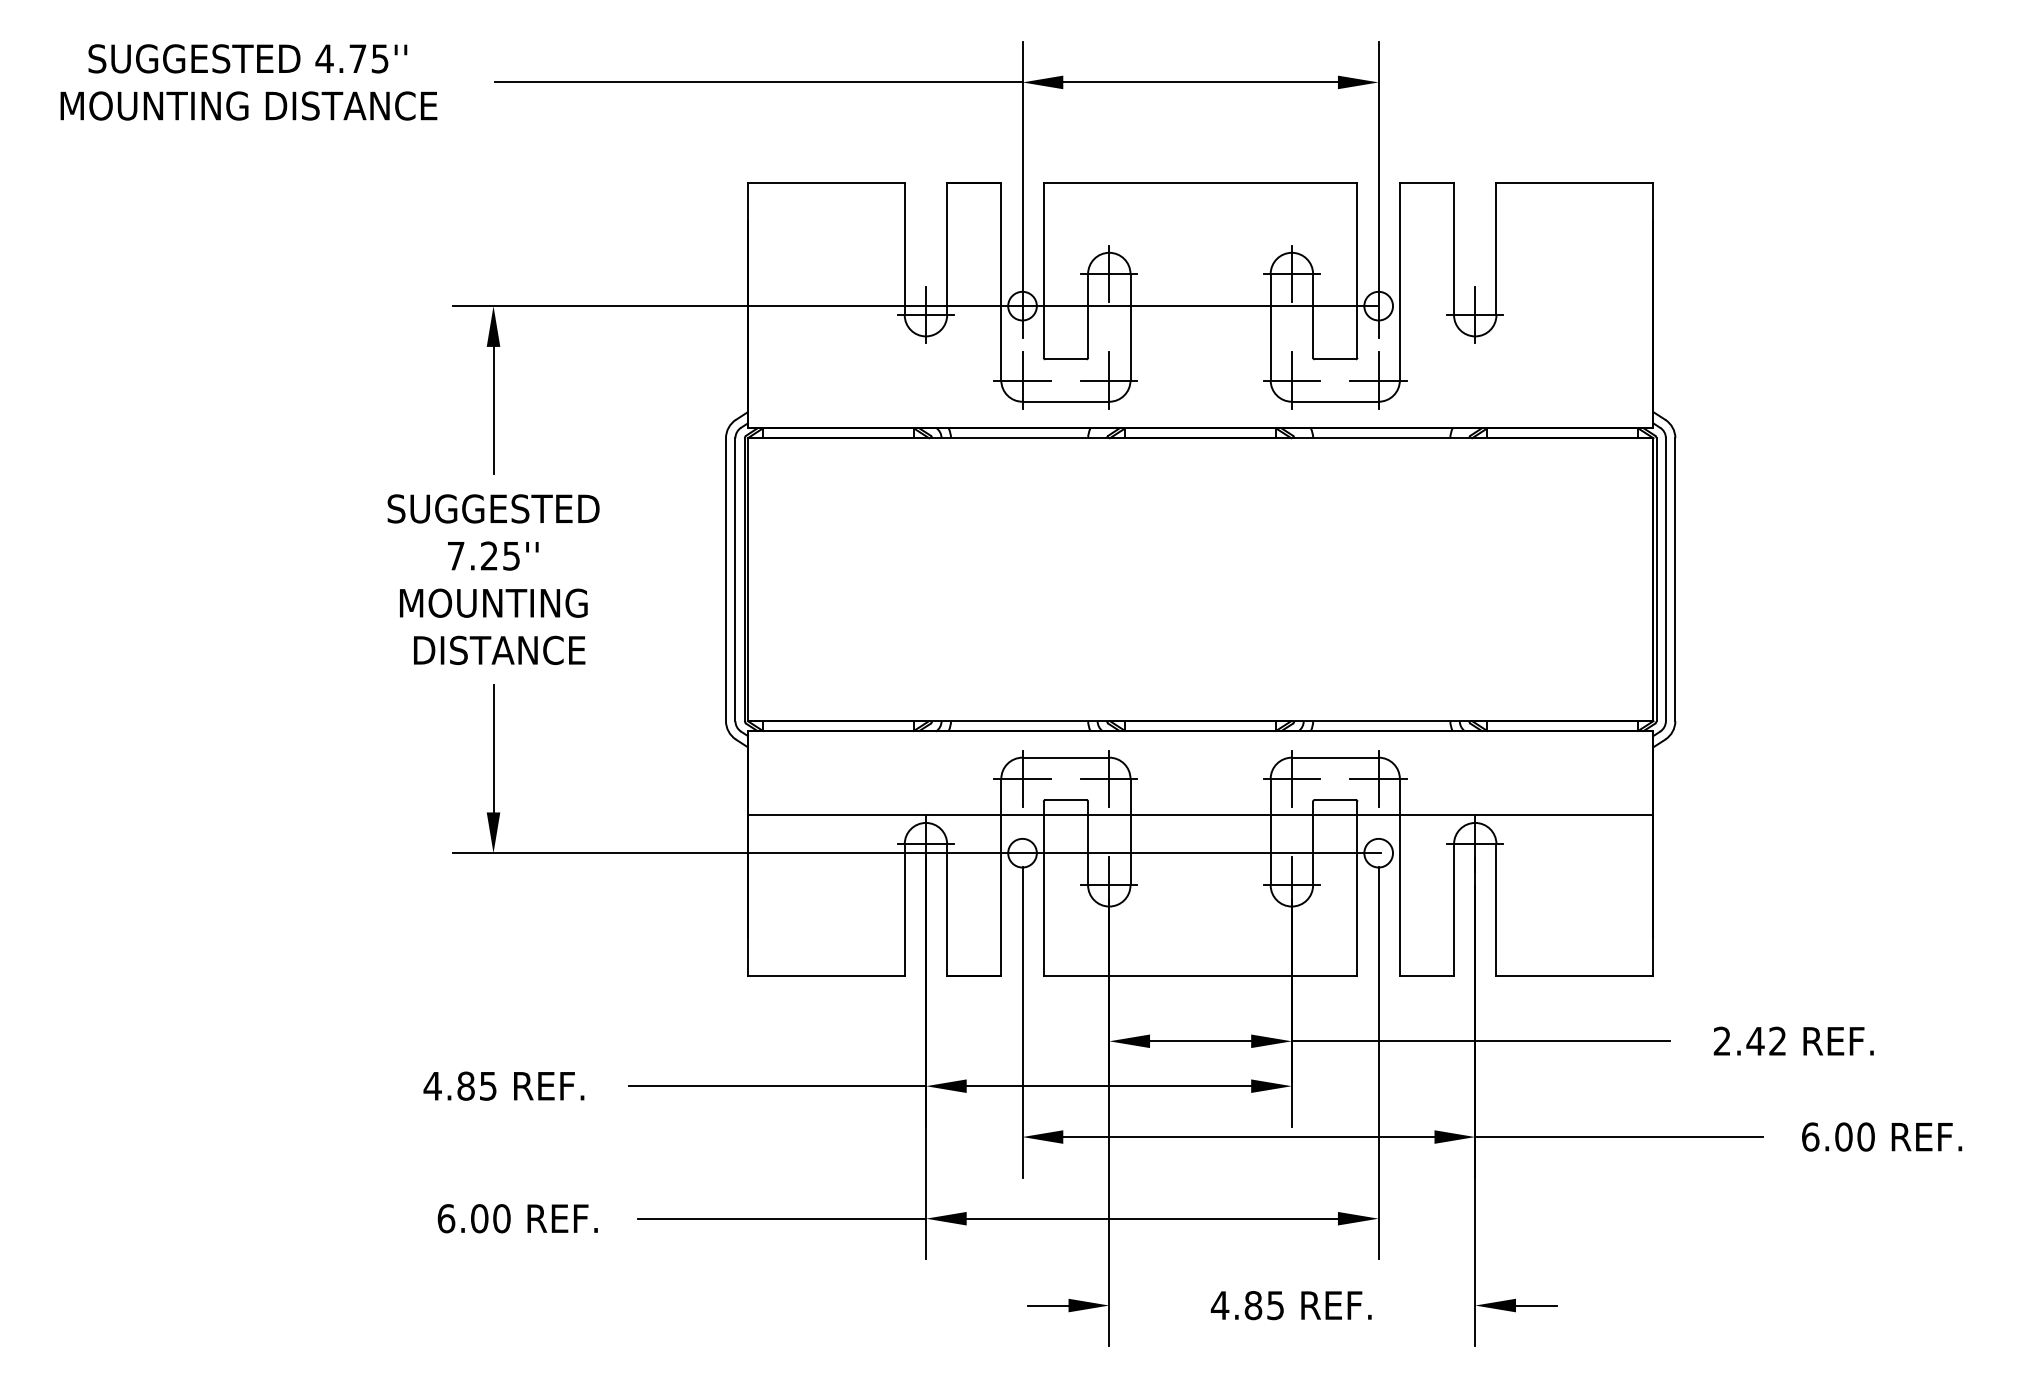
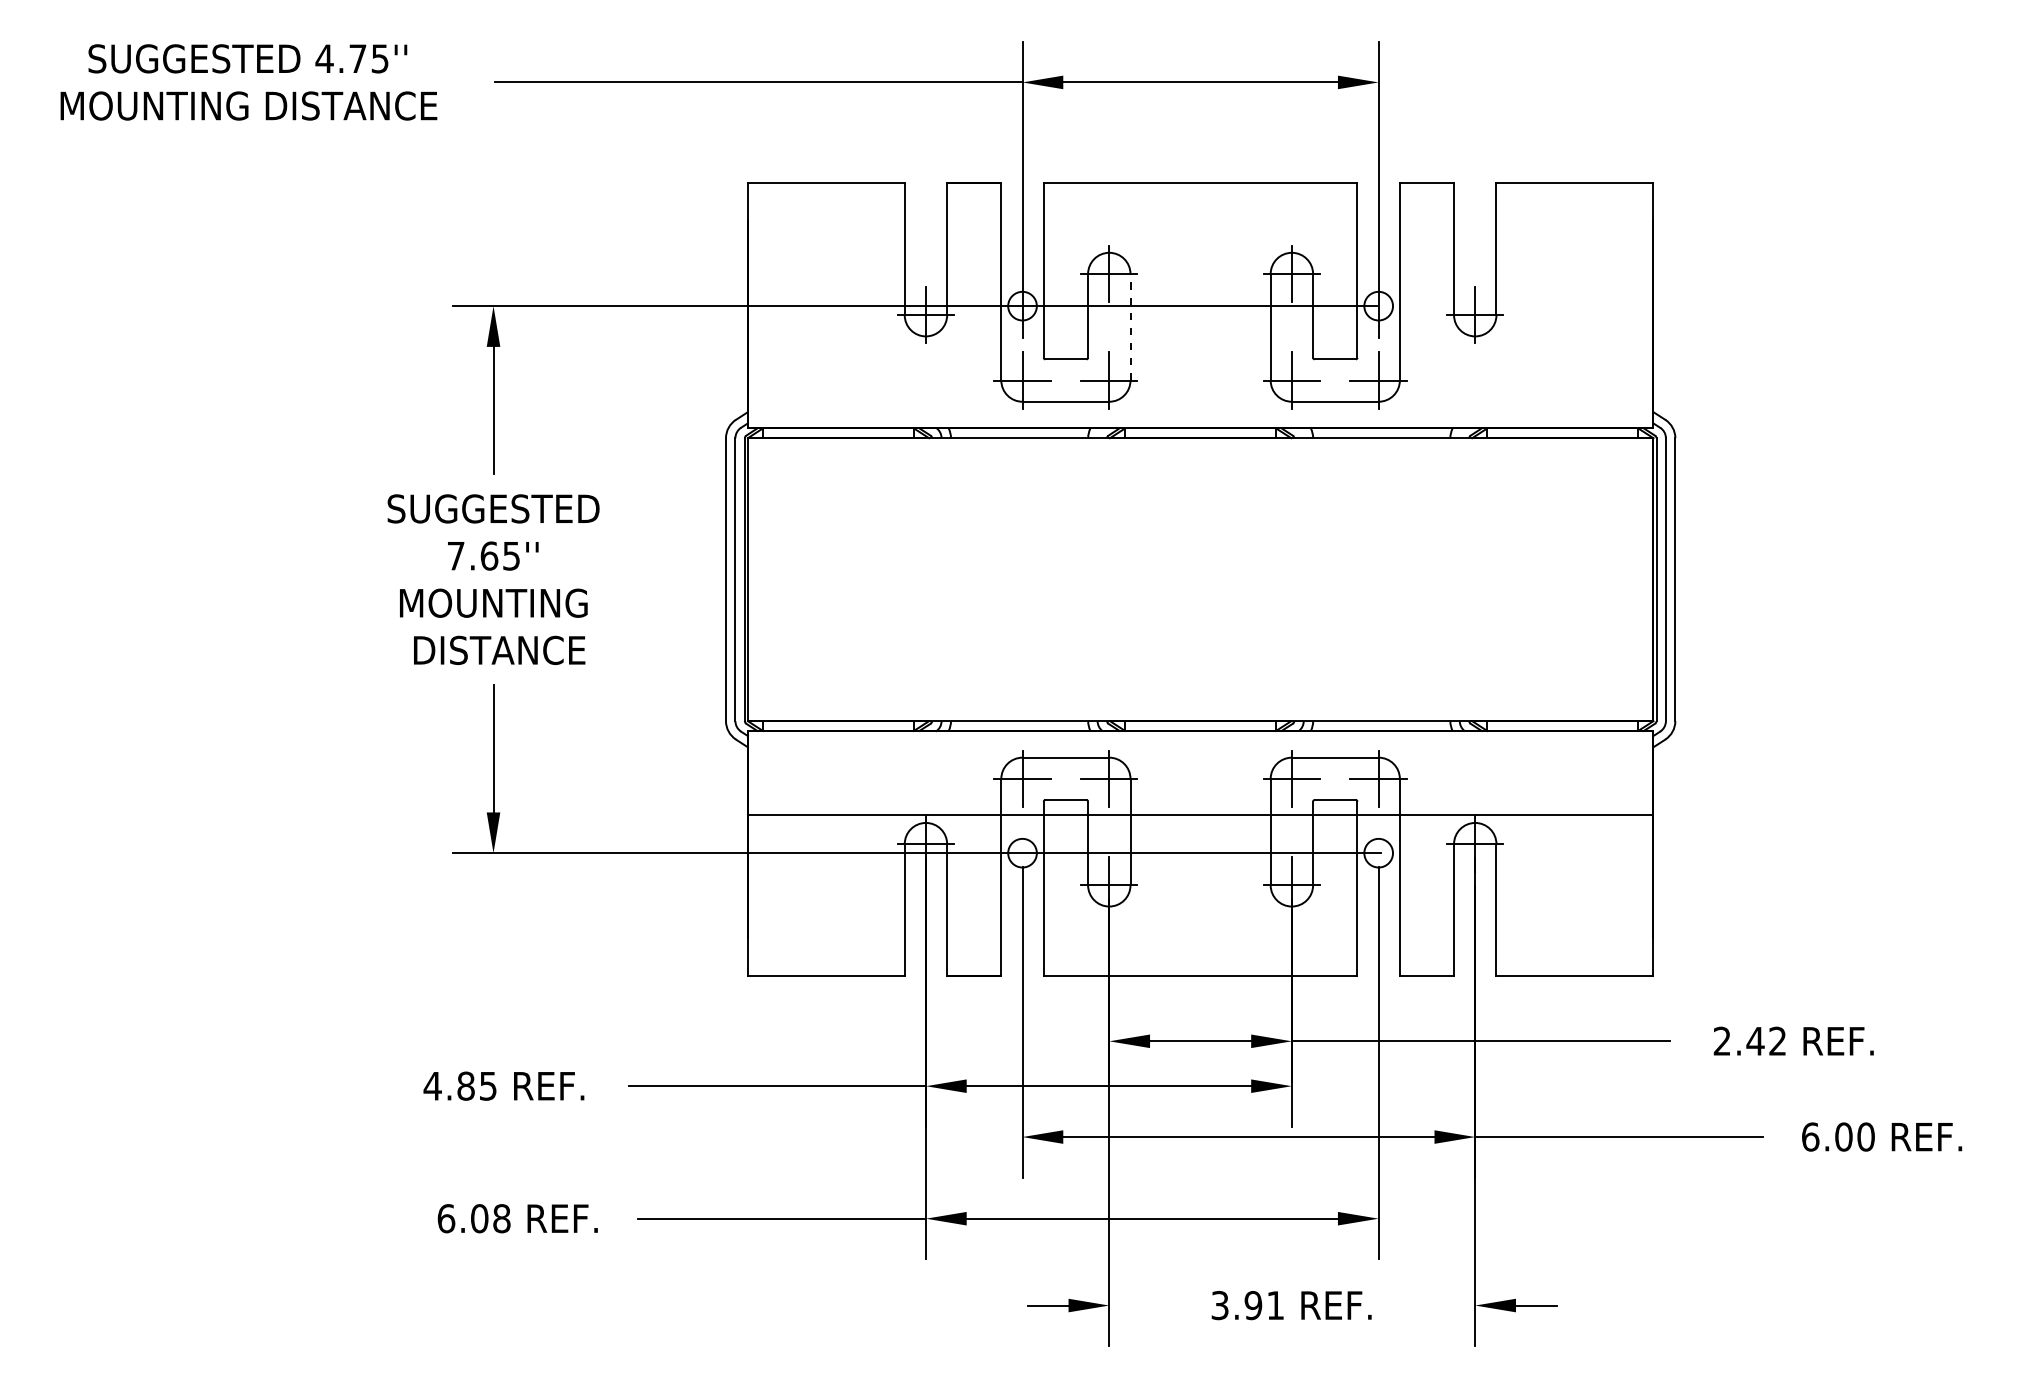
line: solid -> dashed (1130, 326)
text: 7.25'' -> 7.65'' (489, 555)
text: 6.00 -> 6.08 (501, 1218)
text: 4.85 -> 3.91 (1246, 1305)
